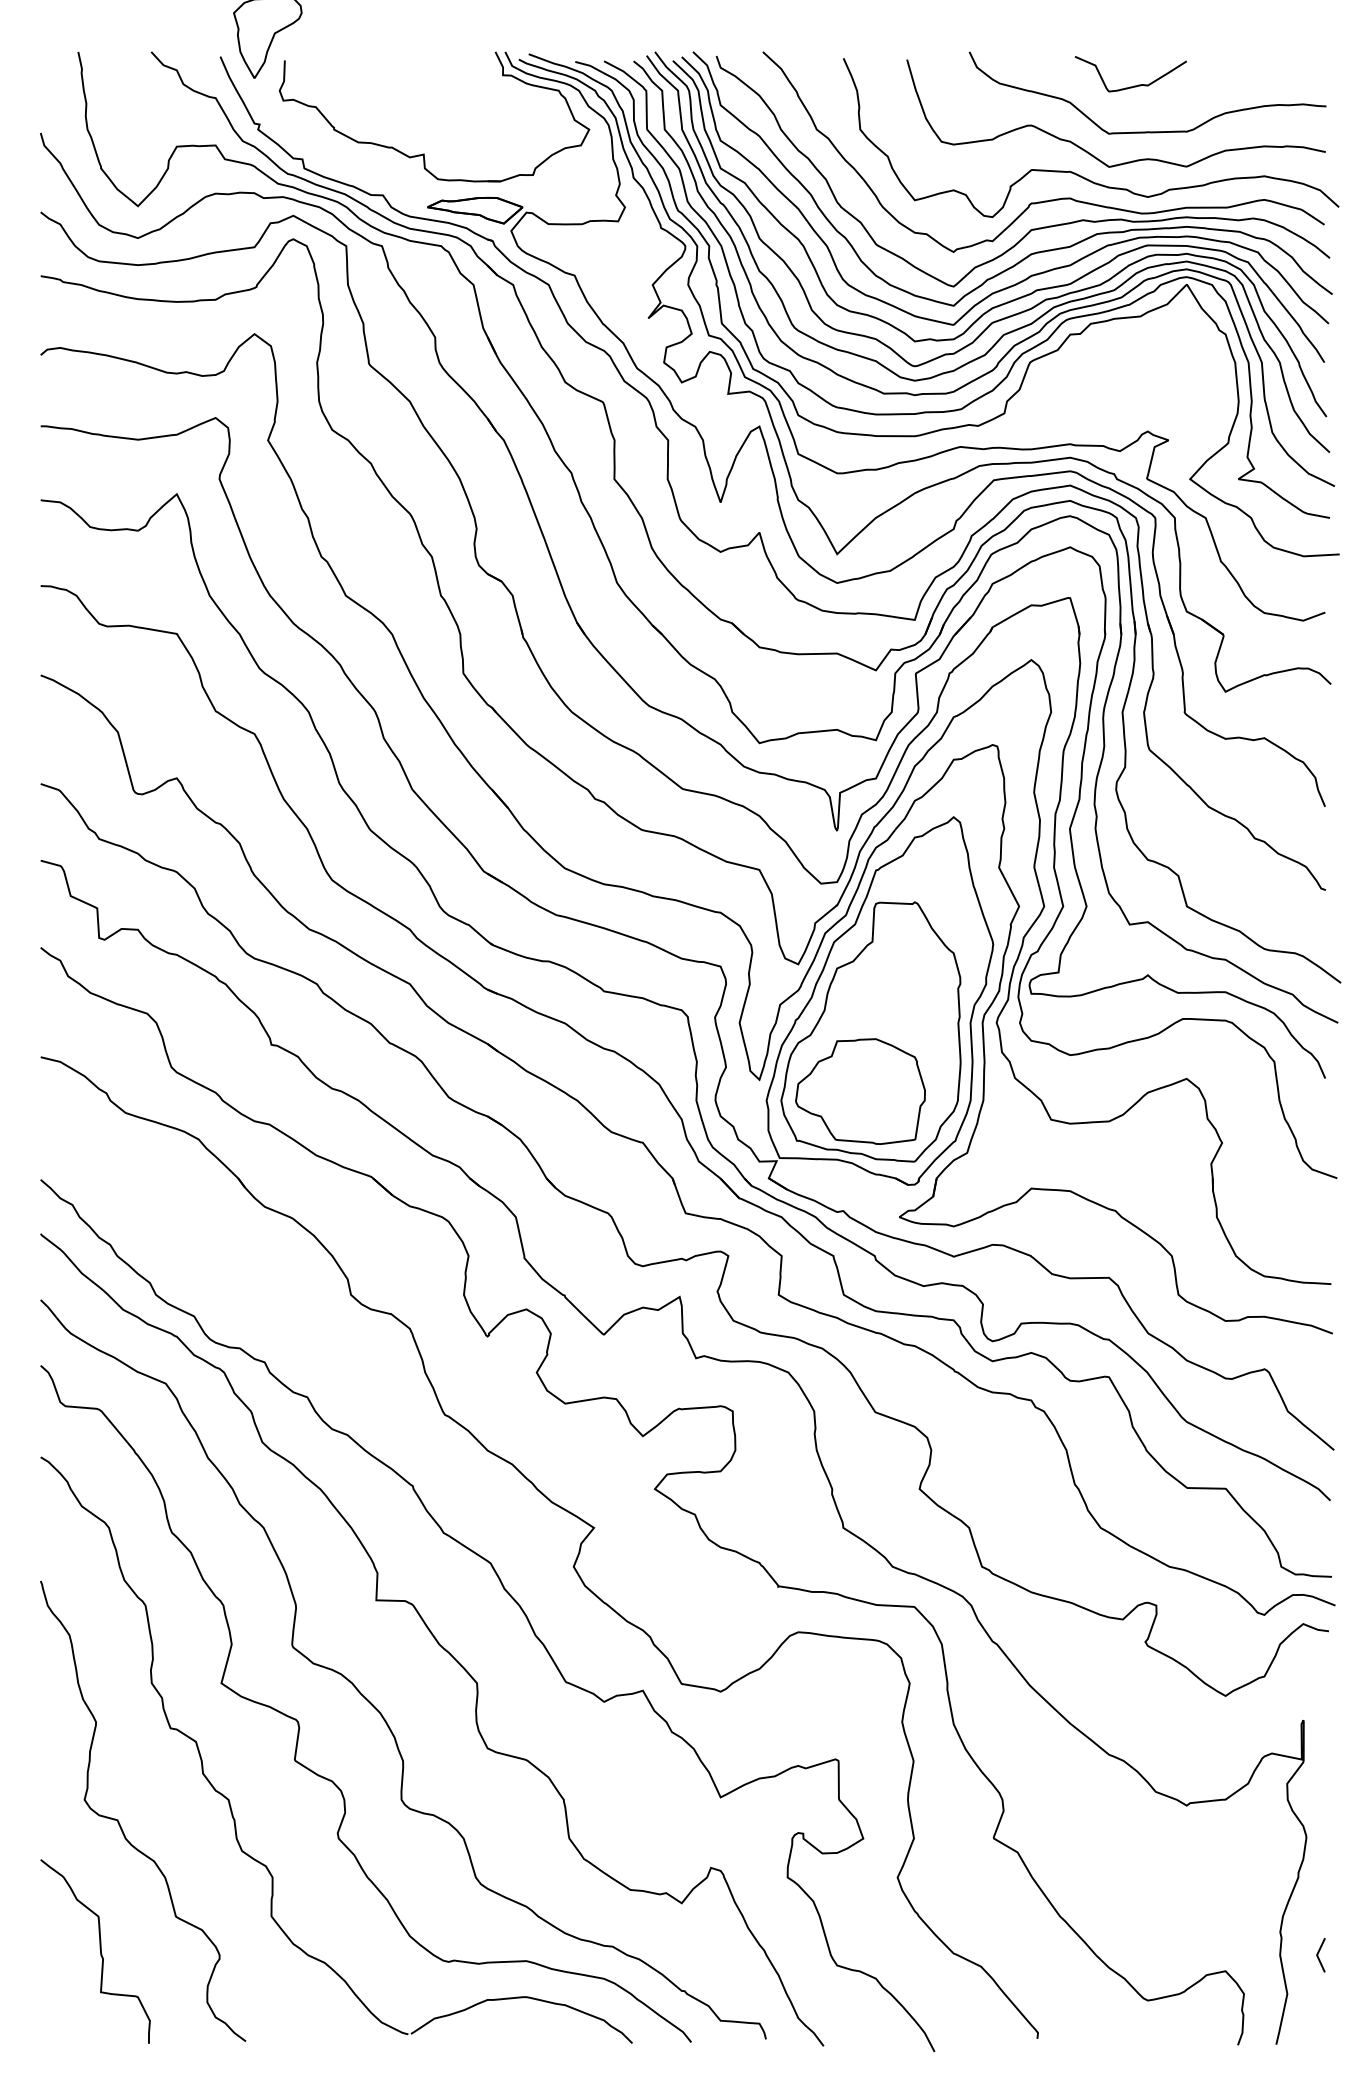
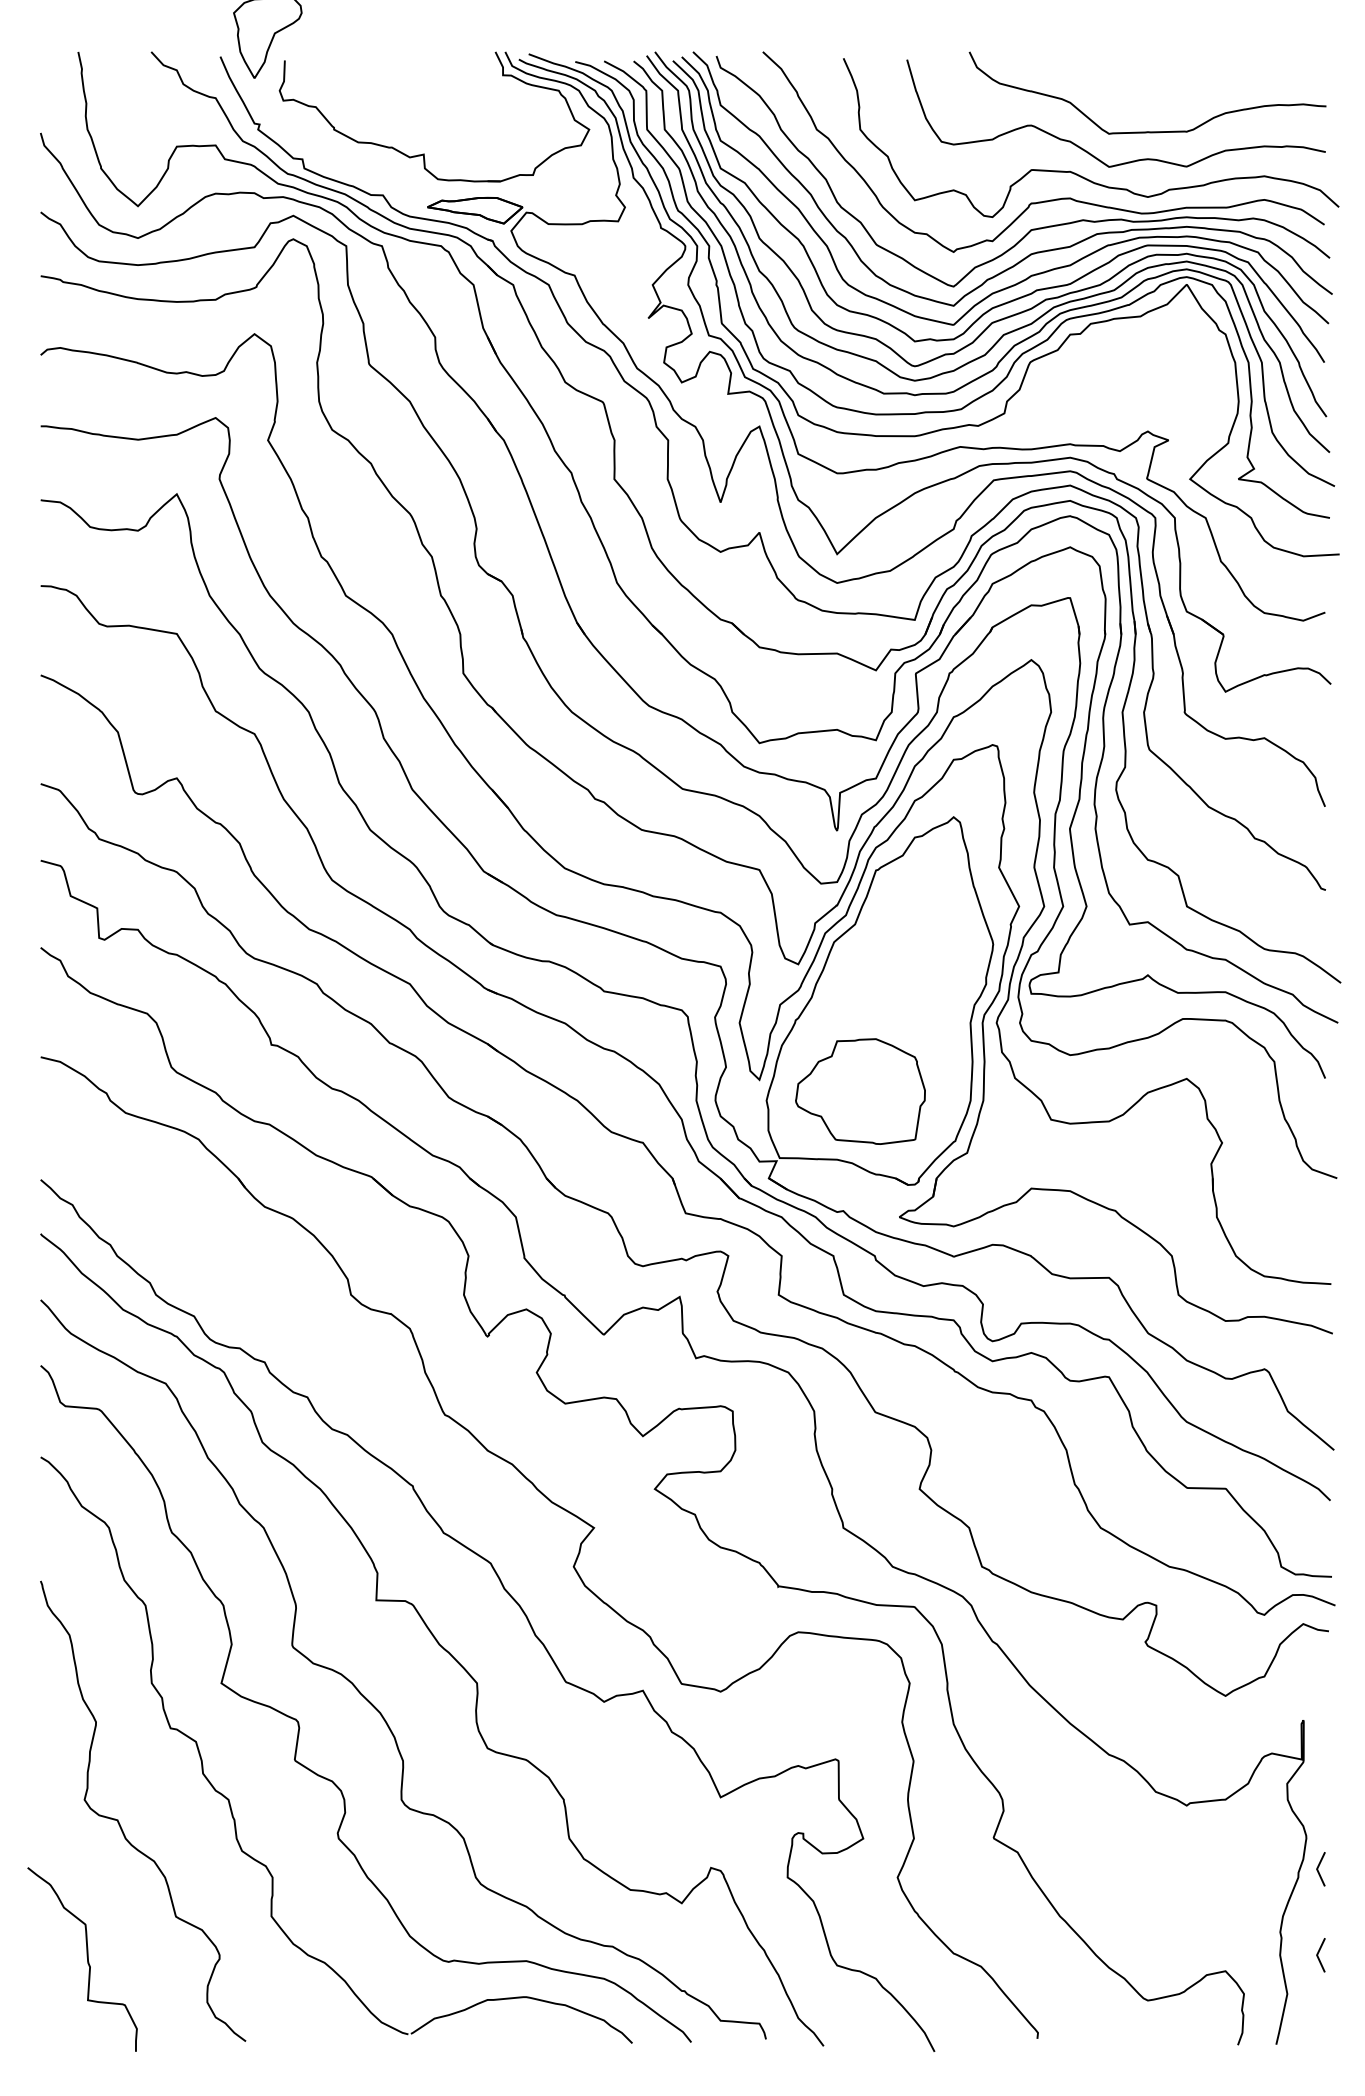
curve: present -> none (1134, 85)
part: present -> none (870, 1031)
line: none -> present (1318, 1869)
curve position: (99, 1948) -> (86, 1956) (86, 1956)
